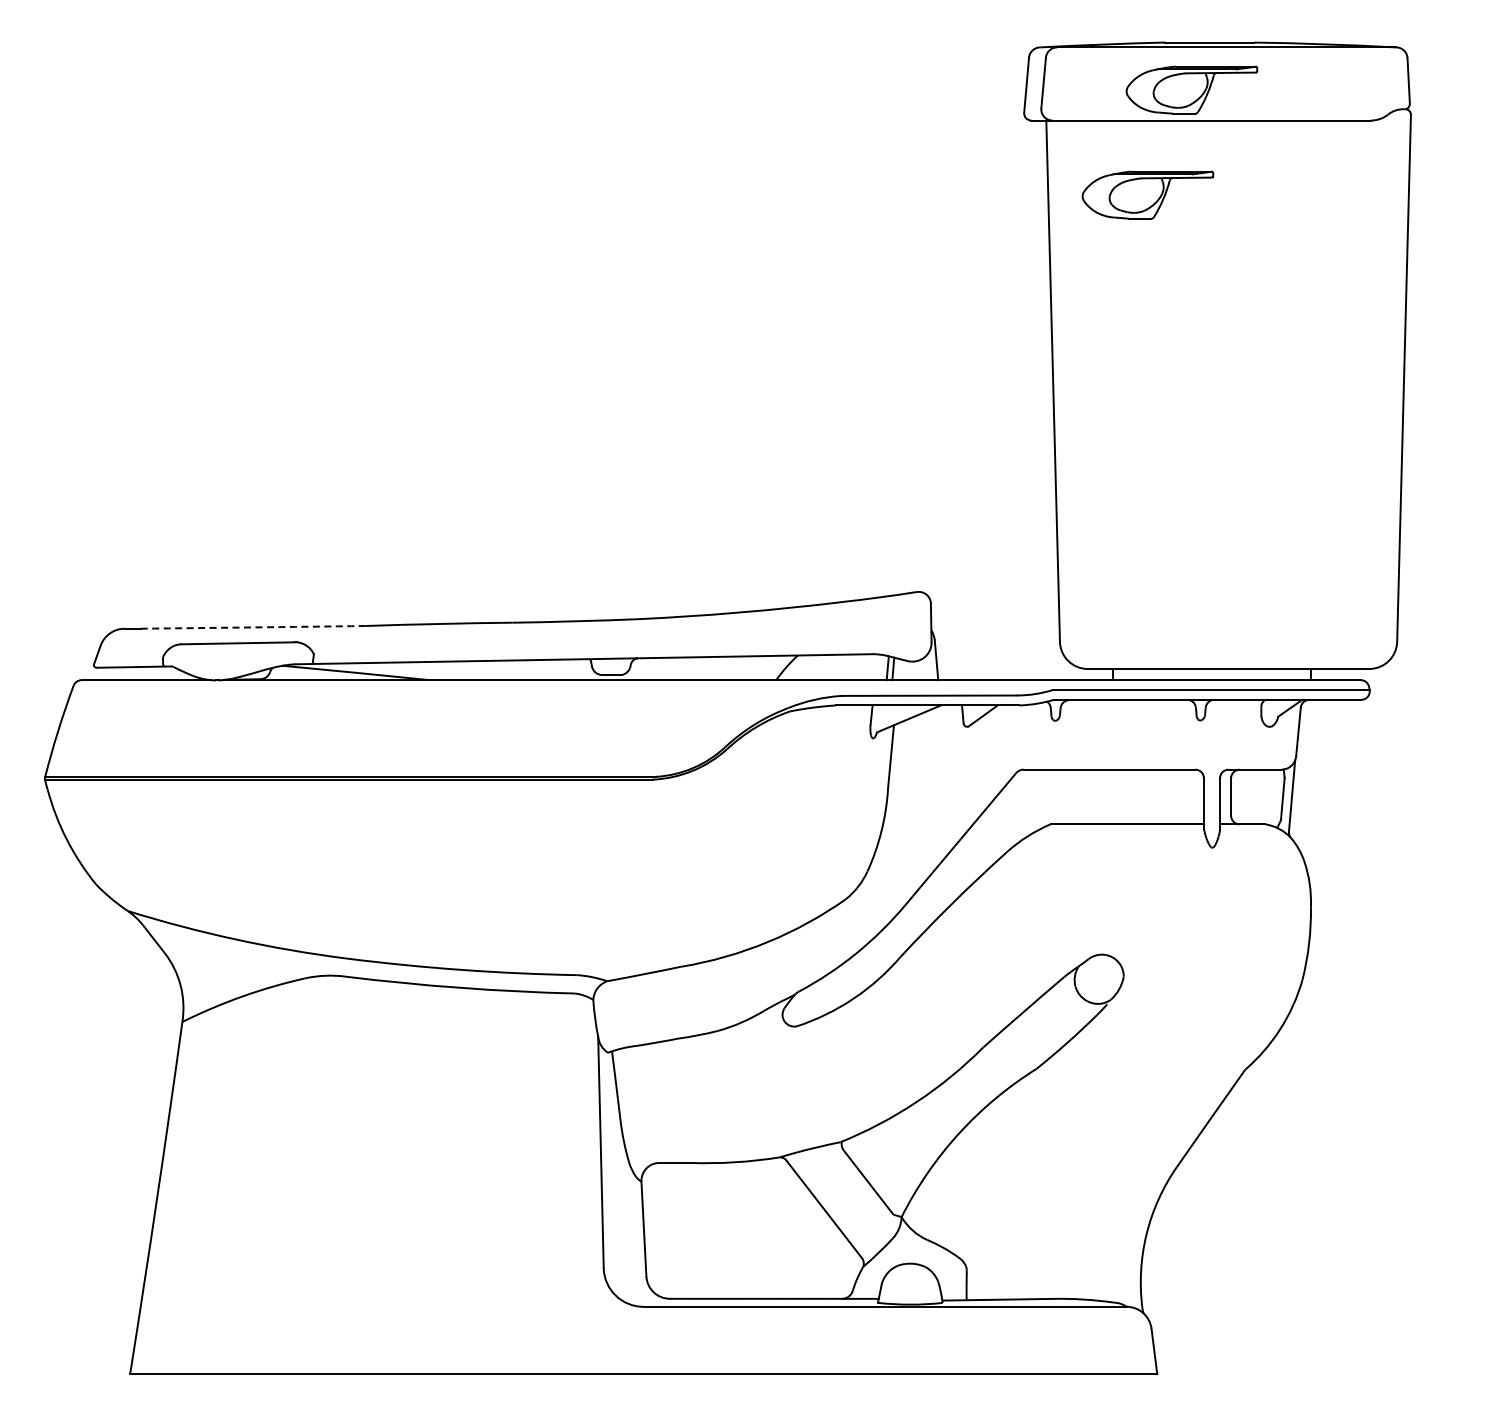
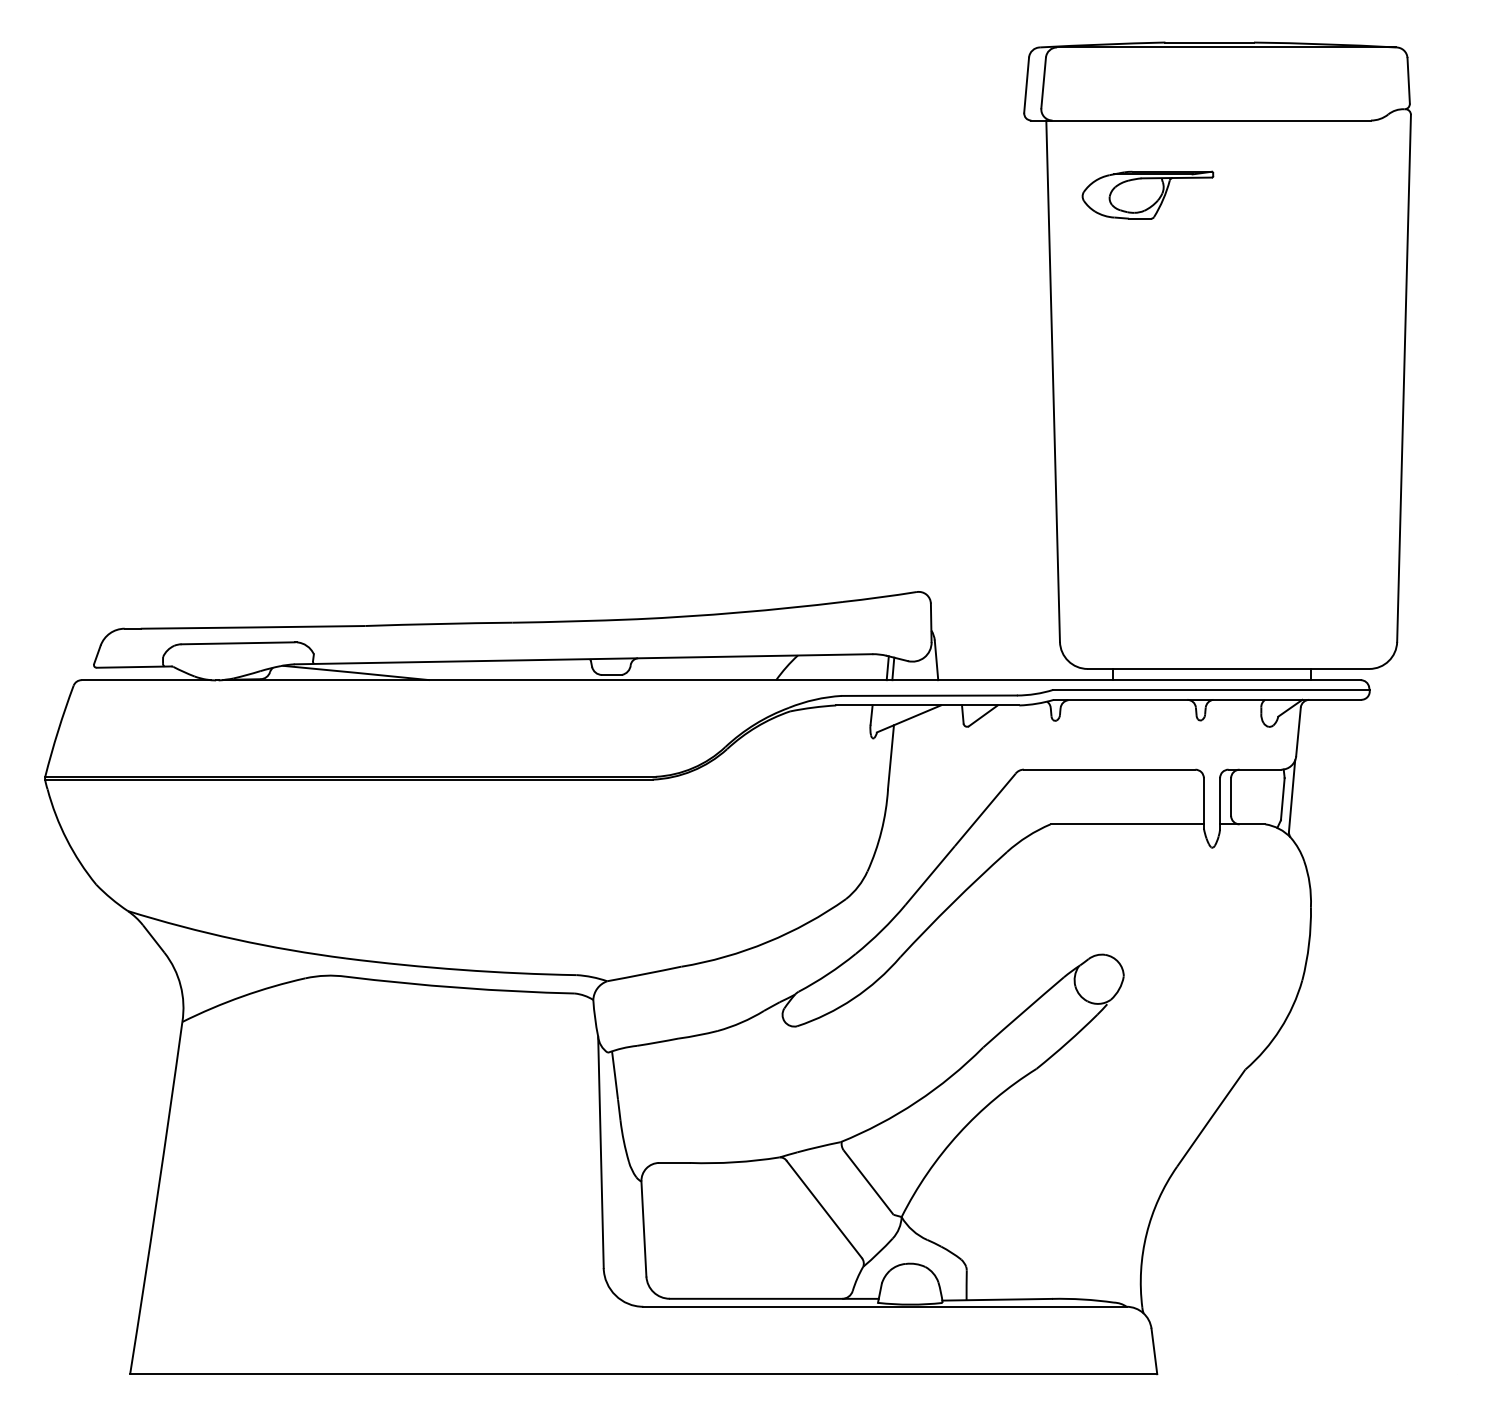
part: present -> none (1191, 89)
arc: dashed -> solid (253, 627)
